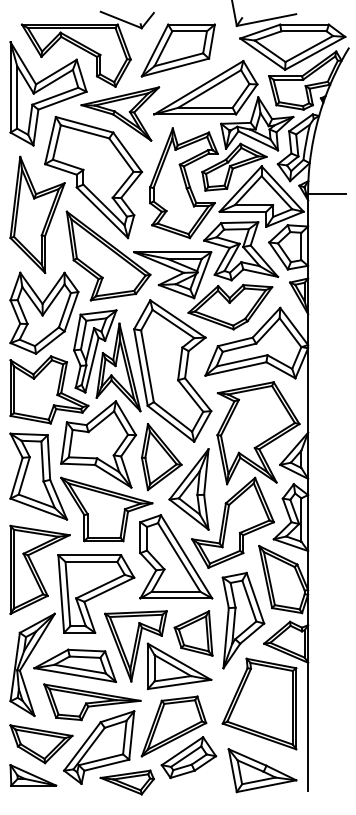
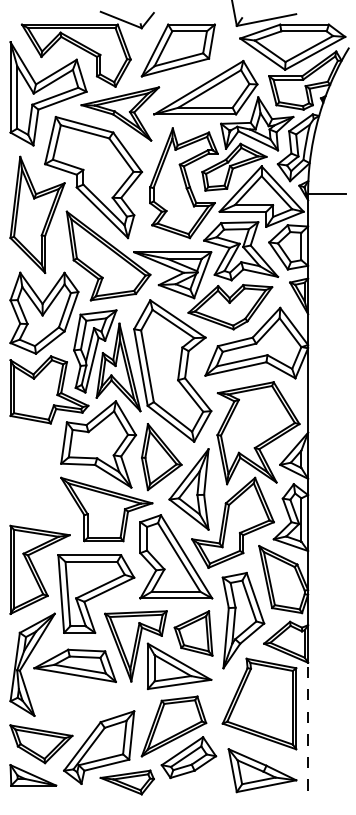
part: present -> none (38, 476)
part: present -> none (92, 702)
line: solid -> dashed (308, 726)
